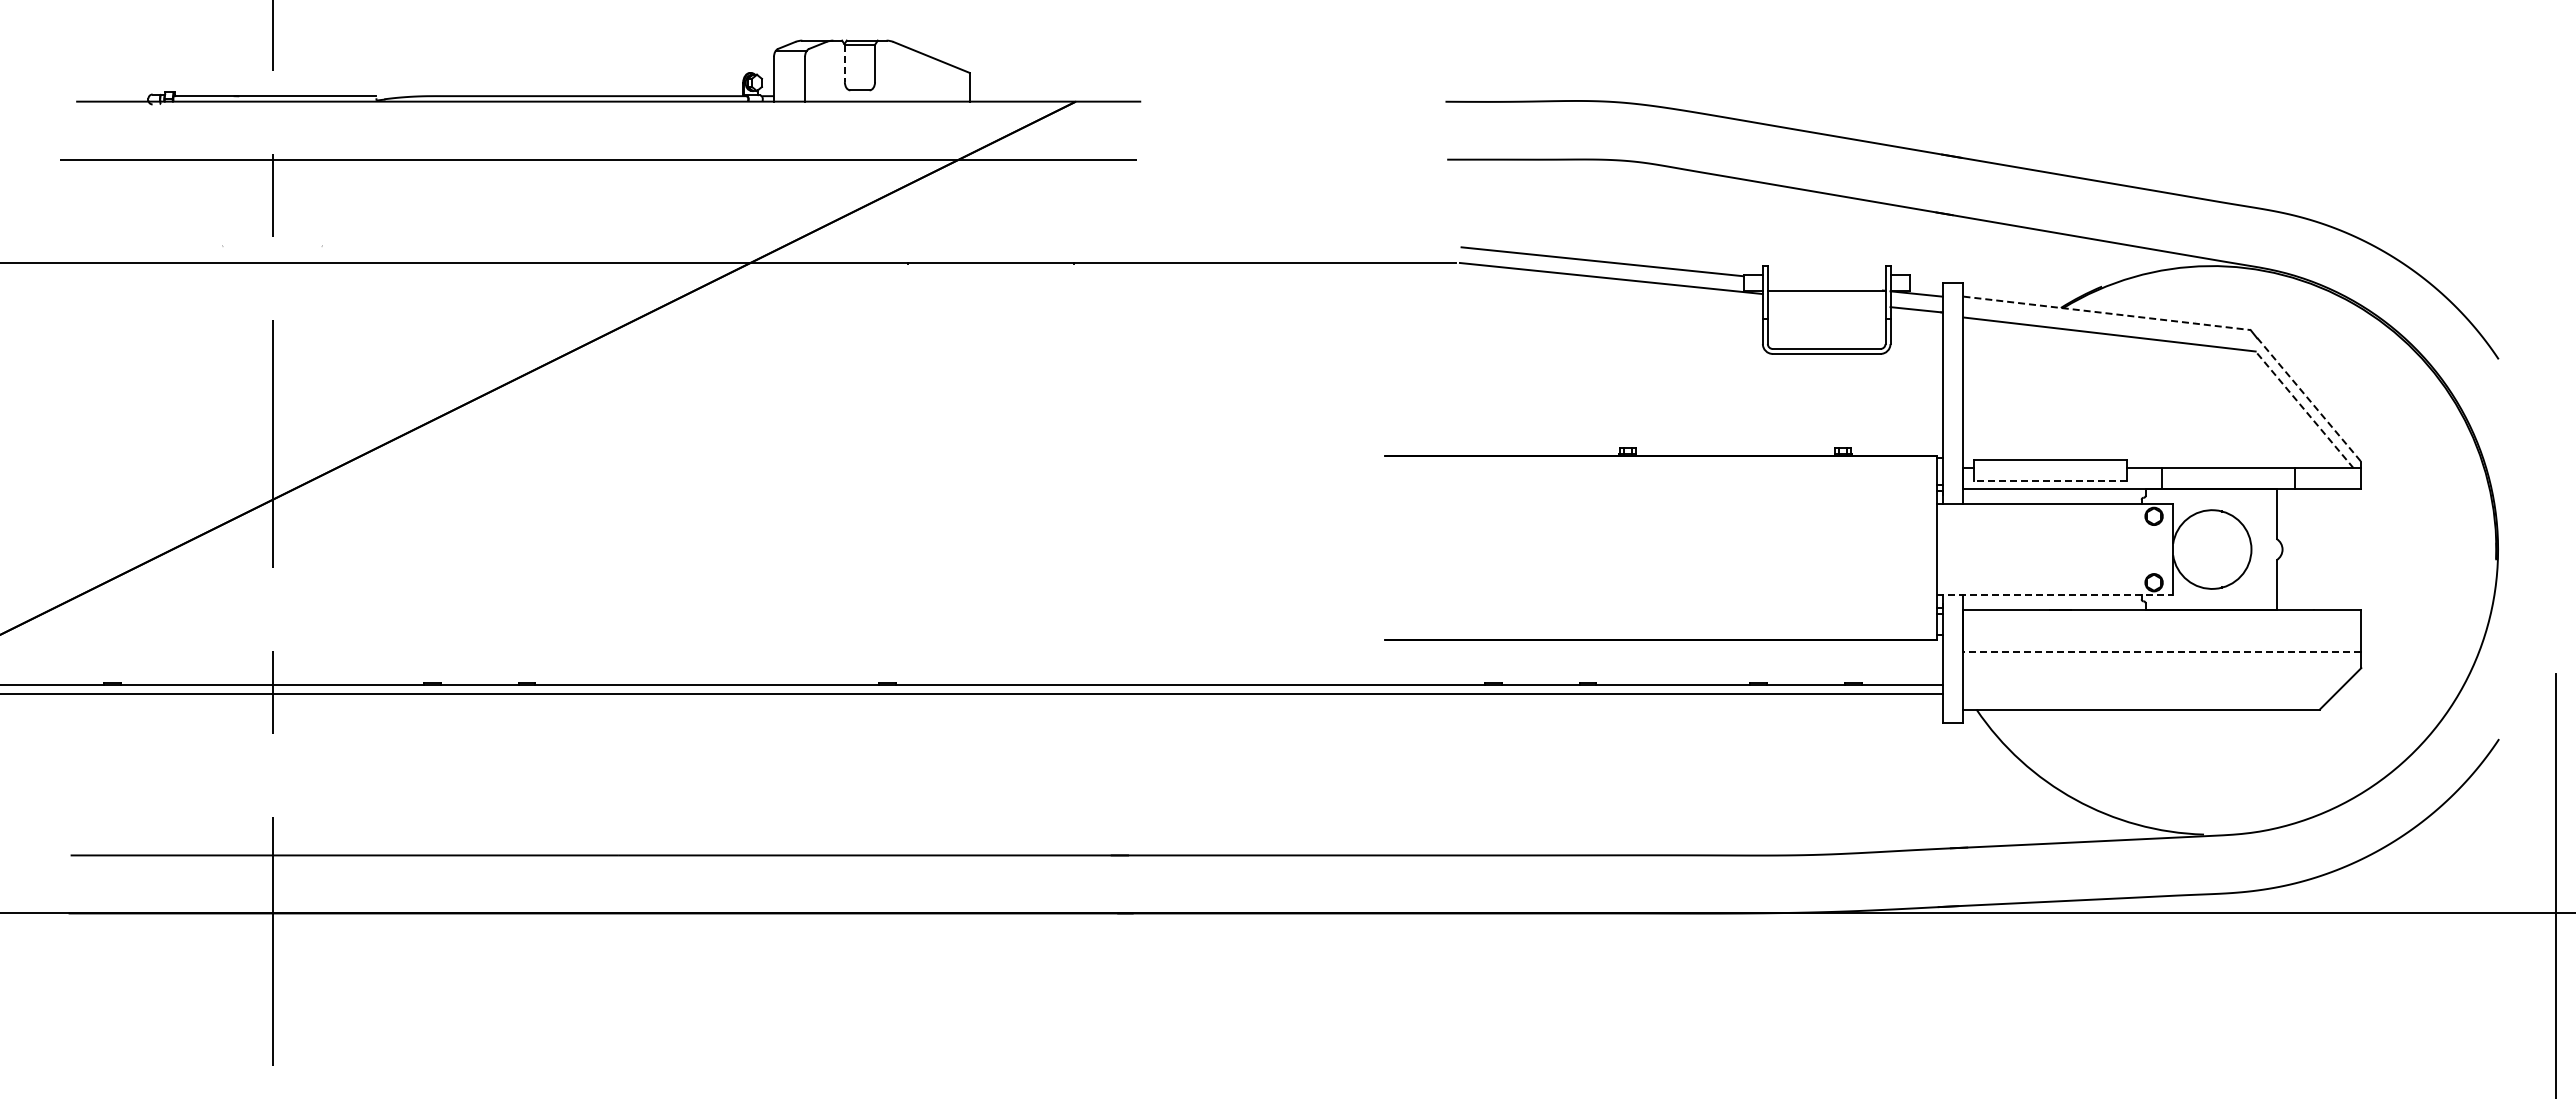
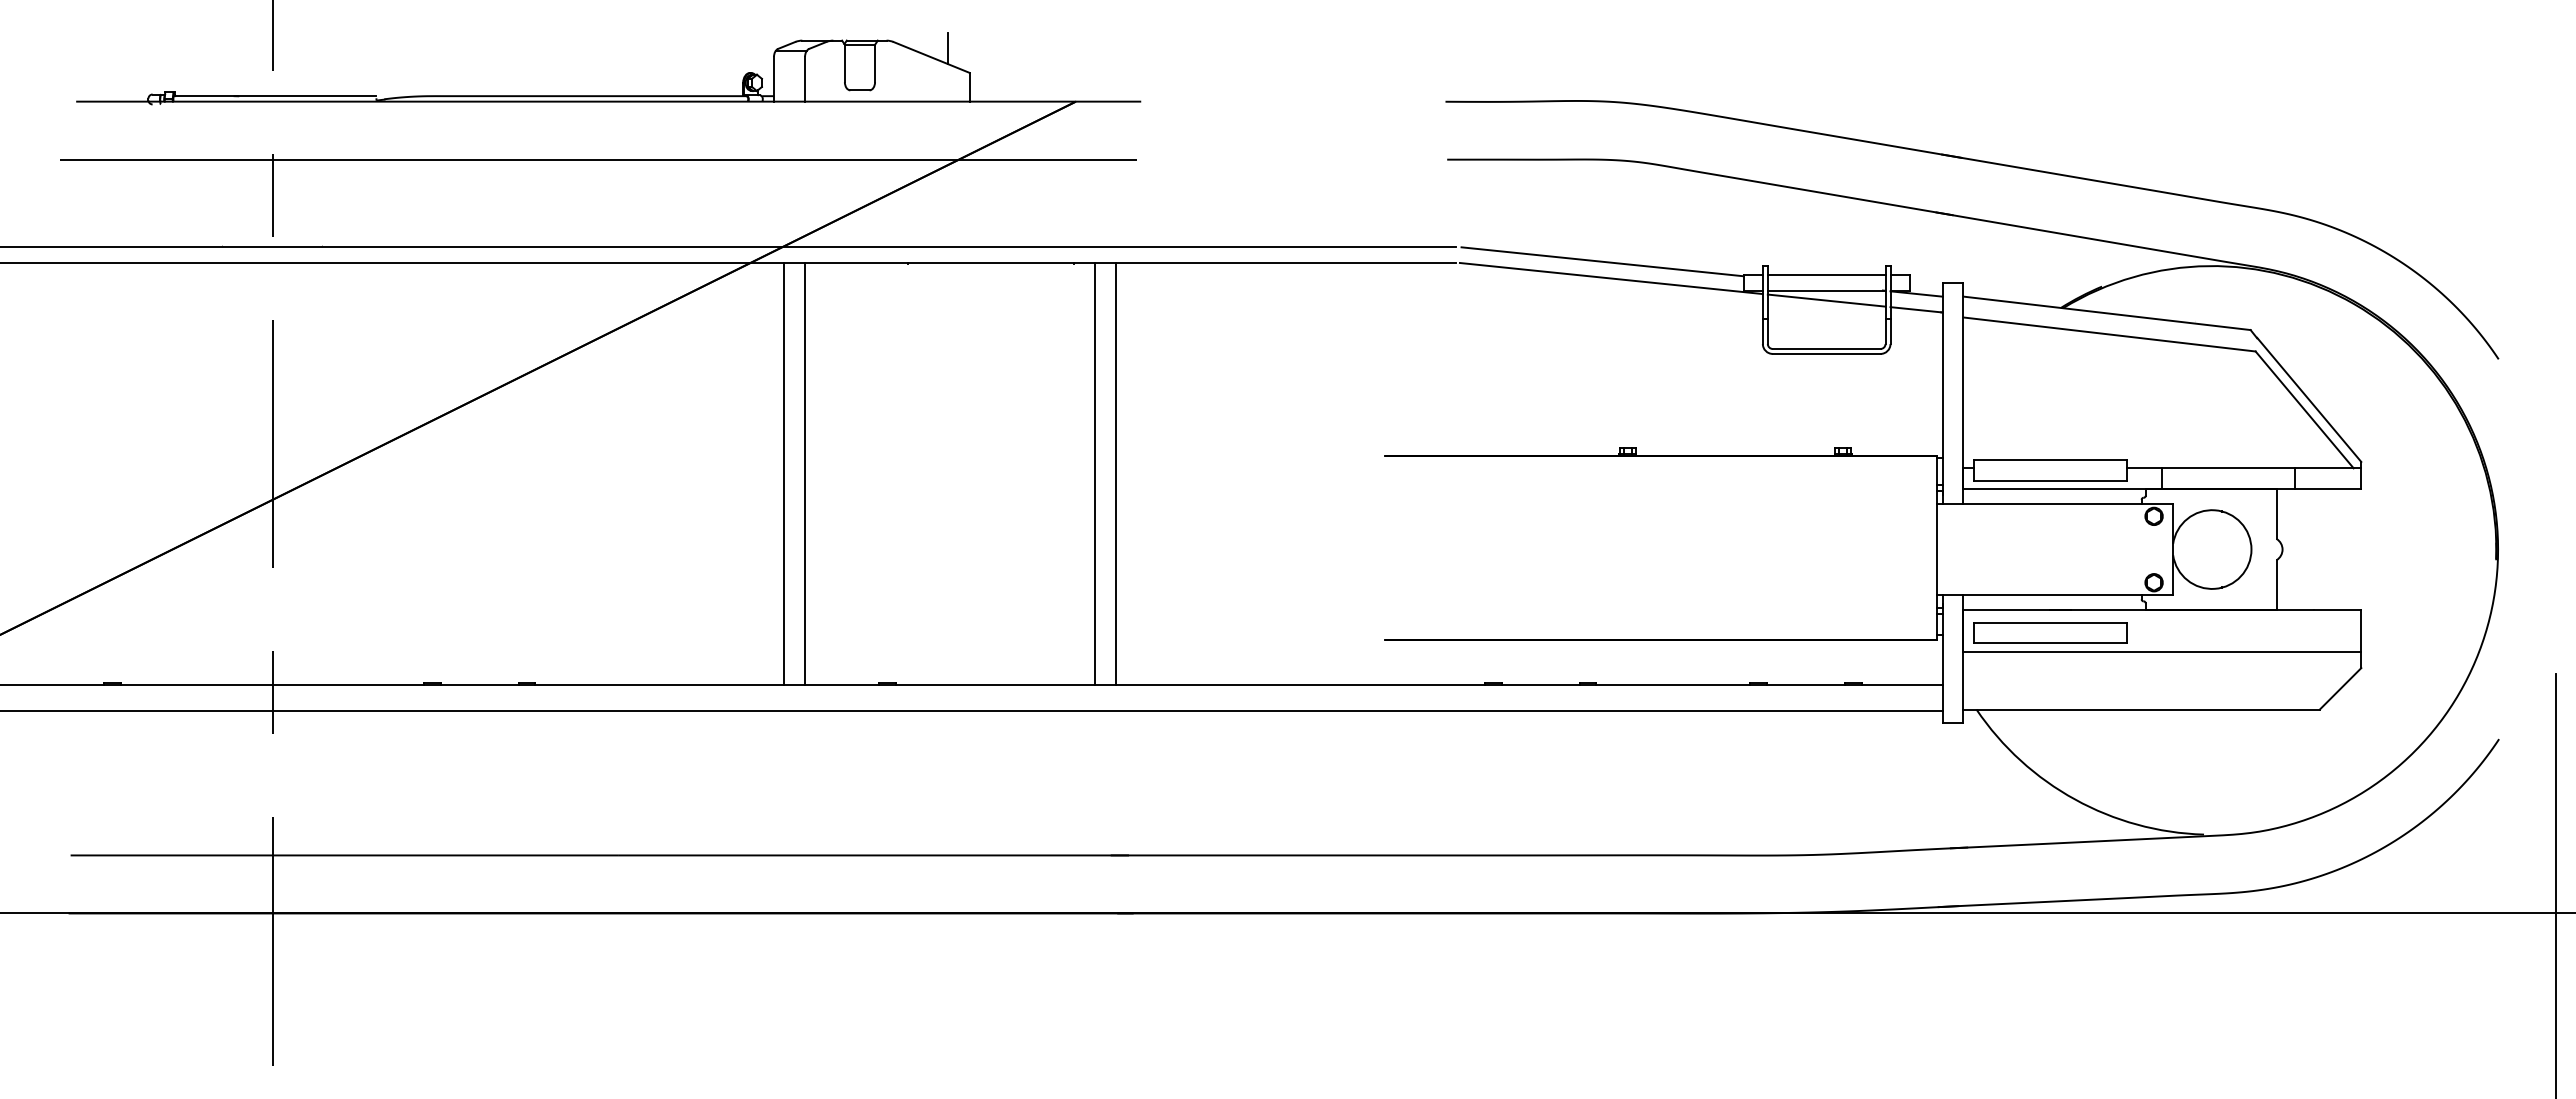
line: none -> present (948, 48)
line: dashed -> solid (844, 63)
line: none -> present (728, 247)
line: none -> present (1826, 274)
line: none -> present (1826, 300)
line: dashed -> solid (2107, 313)
line: dashed -> solid (2309, 399)
line: dashed -> solid (2304, 409)
line: none -> present (783, 473)
line: none -> present (804, 473)
line: none -> present (1094, 473)
line: none -> present (1115, 473)
line: dashed -> solid (2049, 480)
line: dashed -> solid (2055, 595)
part: none -> present (2050, 632)
line: dashed -> solid (2162, 651)
line position: (972, 694) -> (972, 711) (972, 711)
